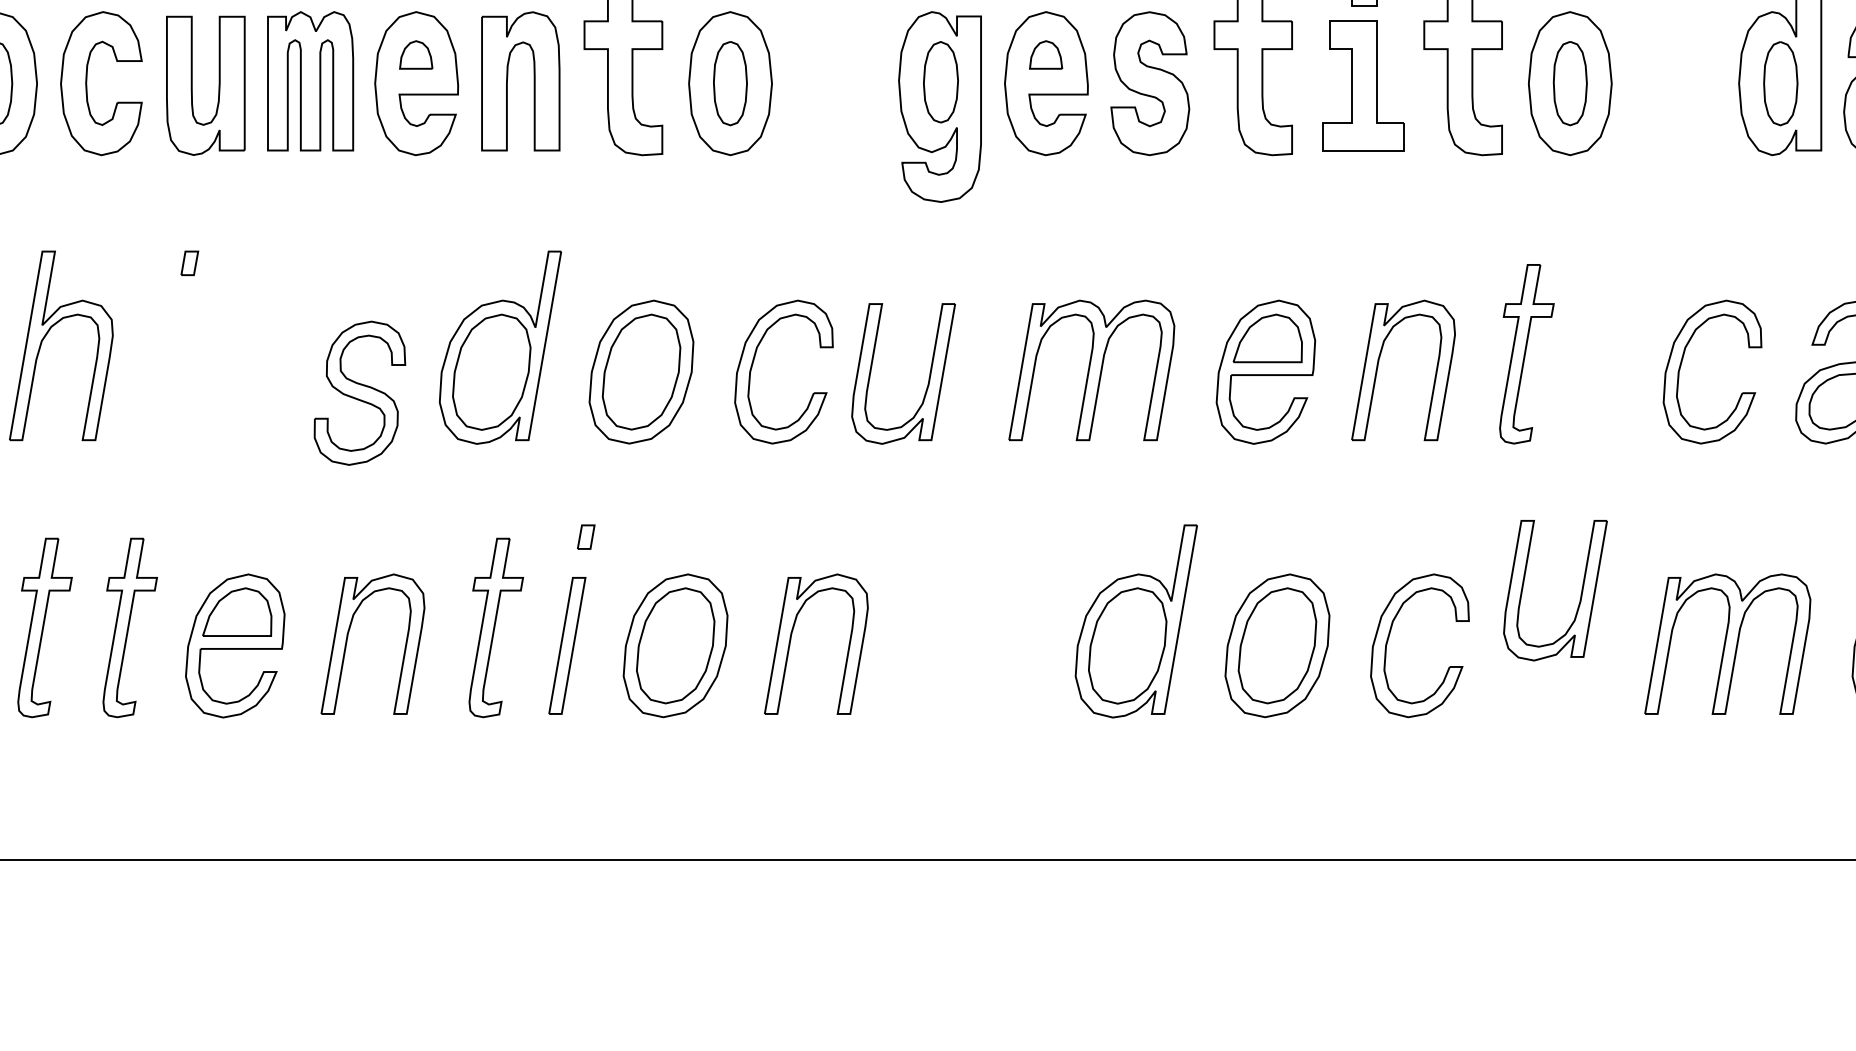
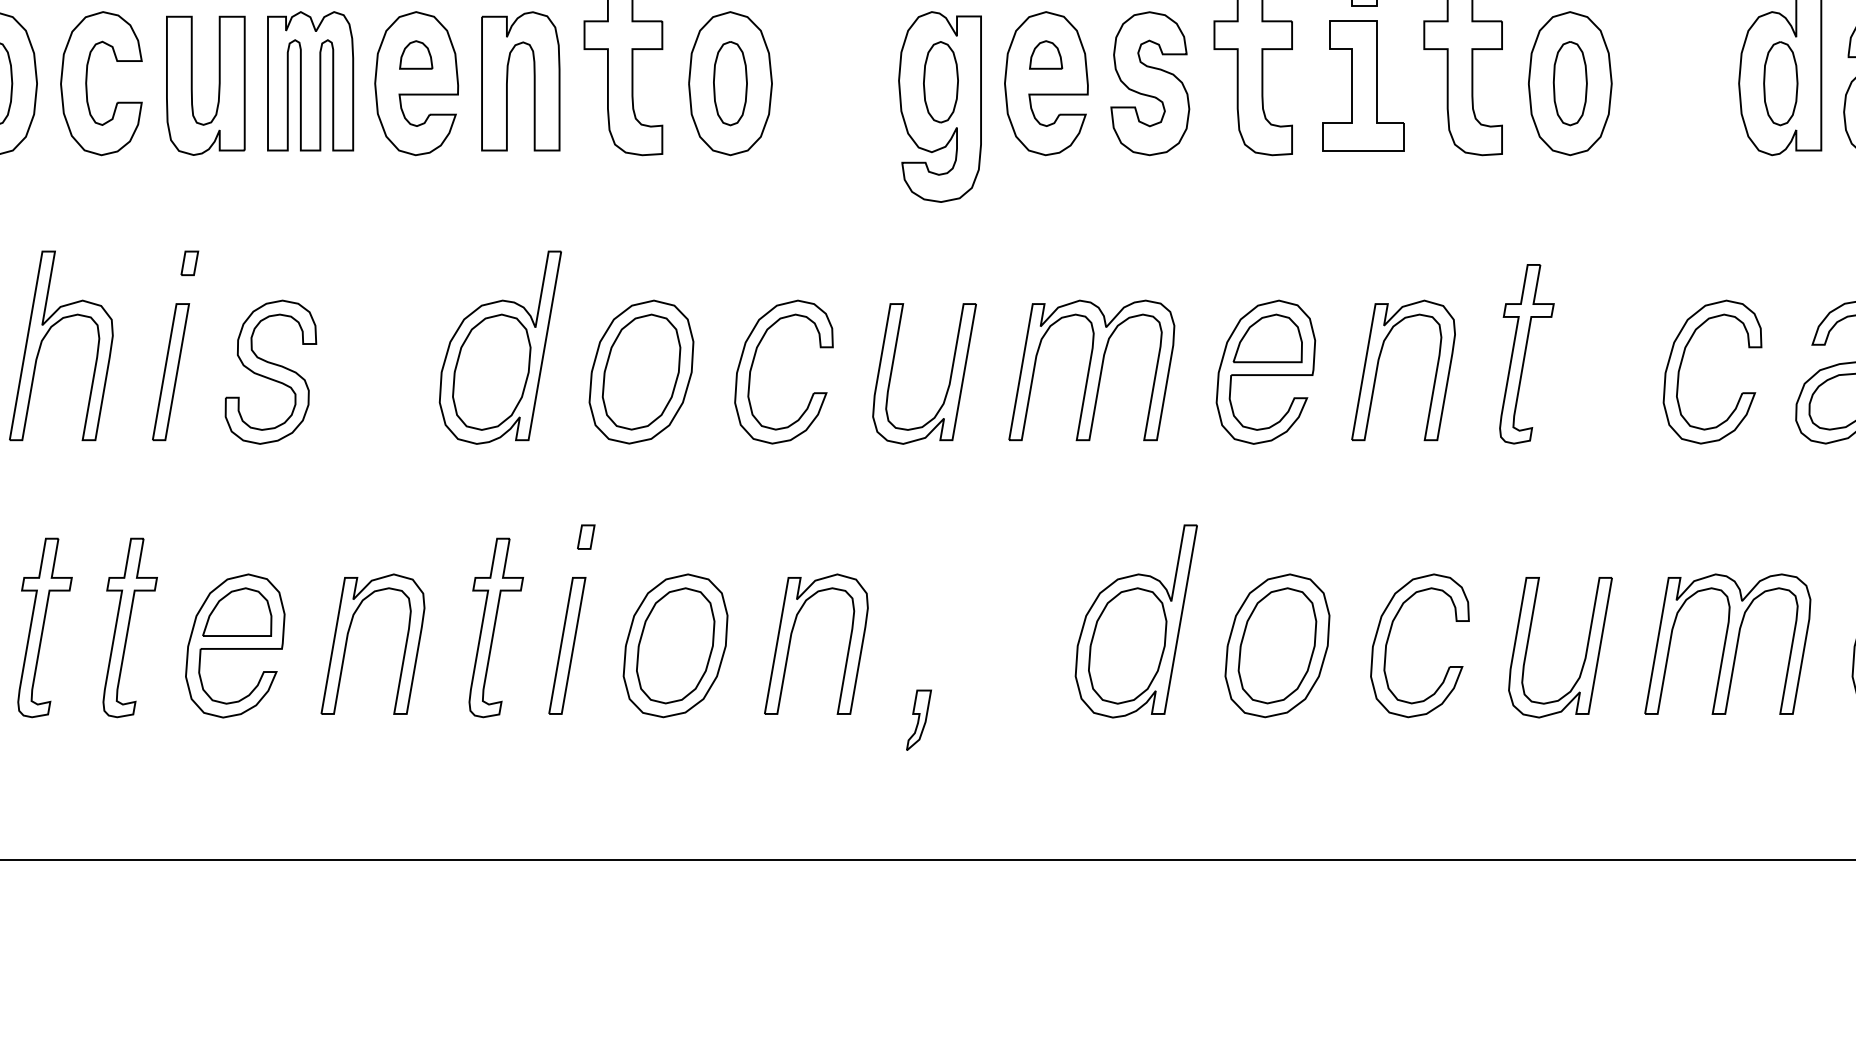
part: none -> present (171, 372)
part position: (928, 378) -> (949, 378) (949, 378)
part position: (359, 392) -> (270, 371) (270, 371)
part position: (1580, 594) -> (1585, 651) (1585, 651)
part: none -> present (918, 719)
